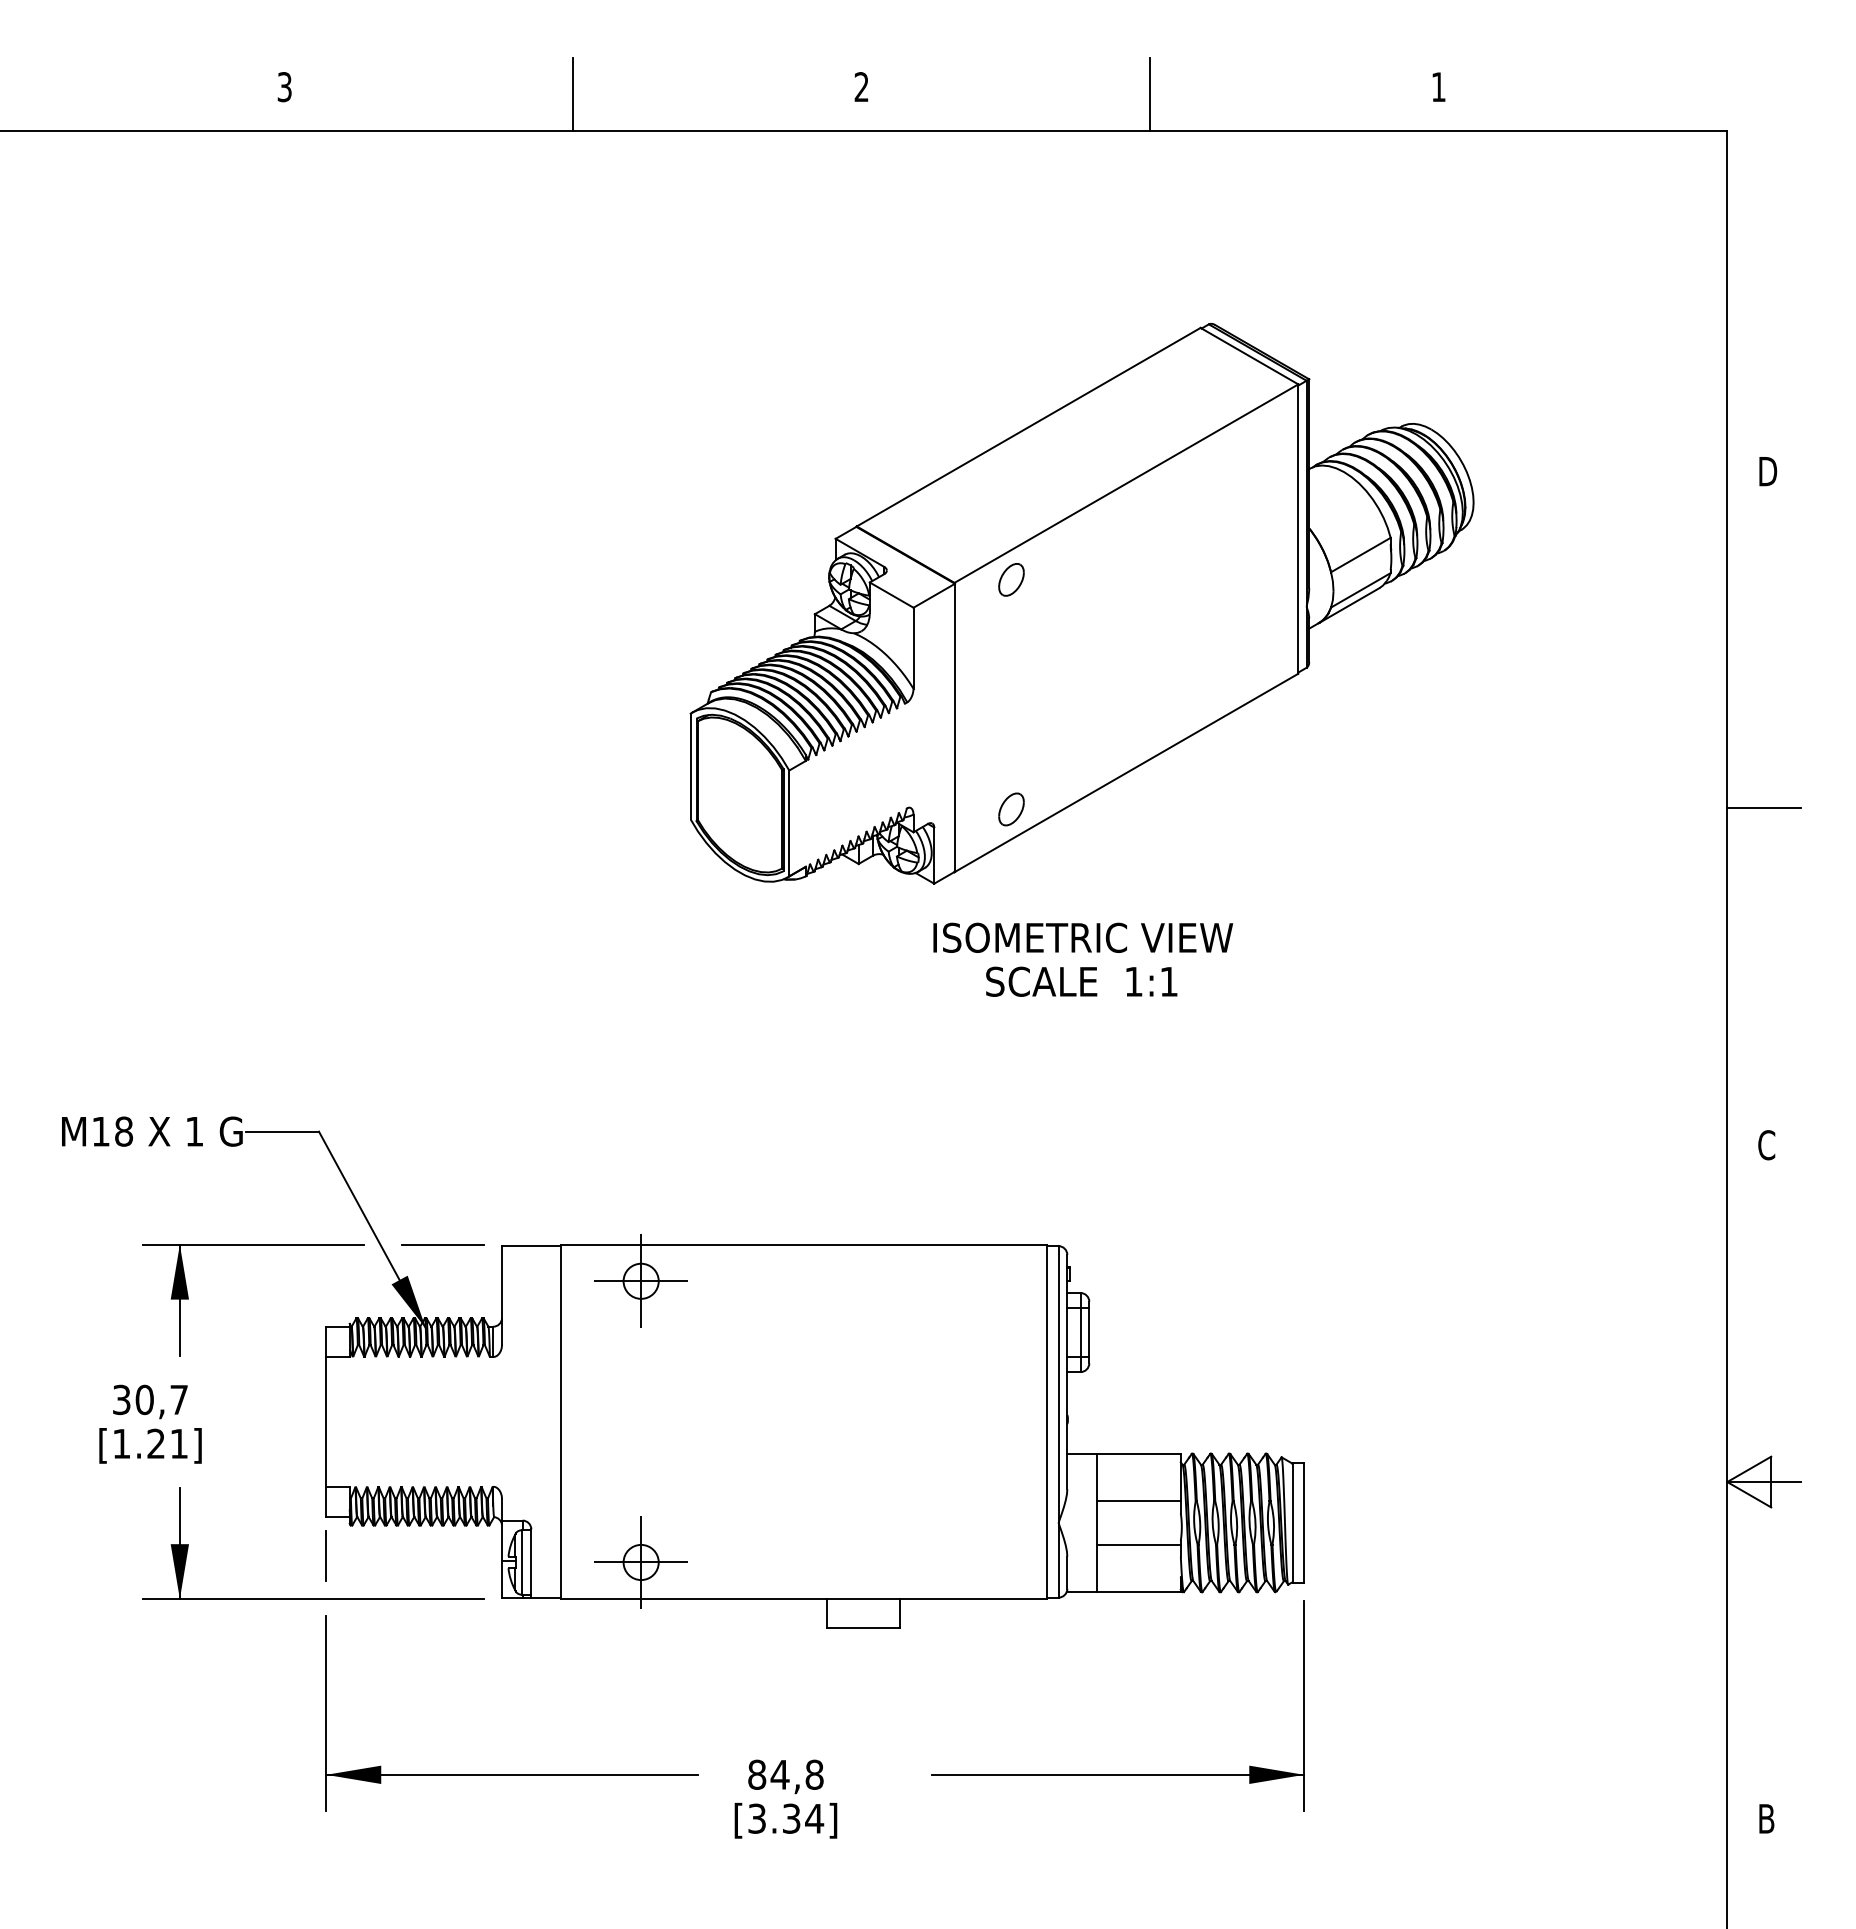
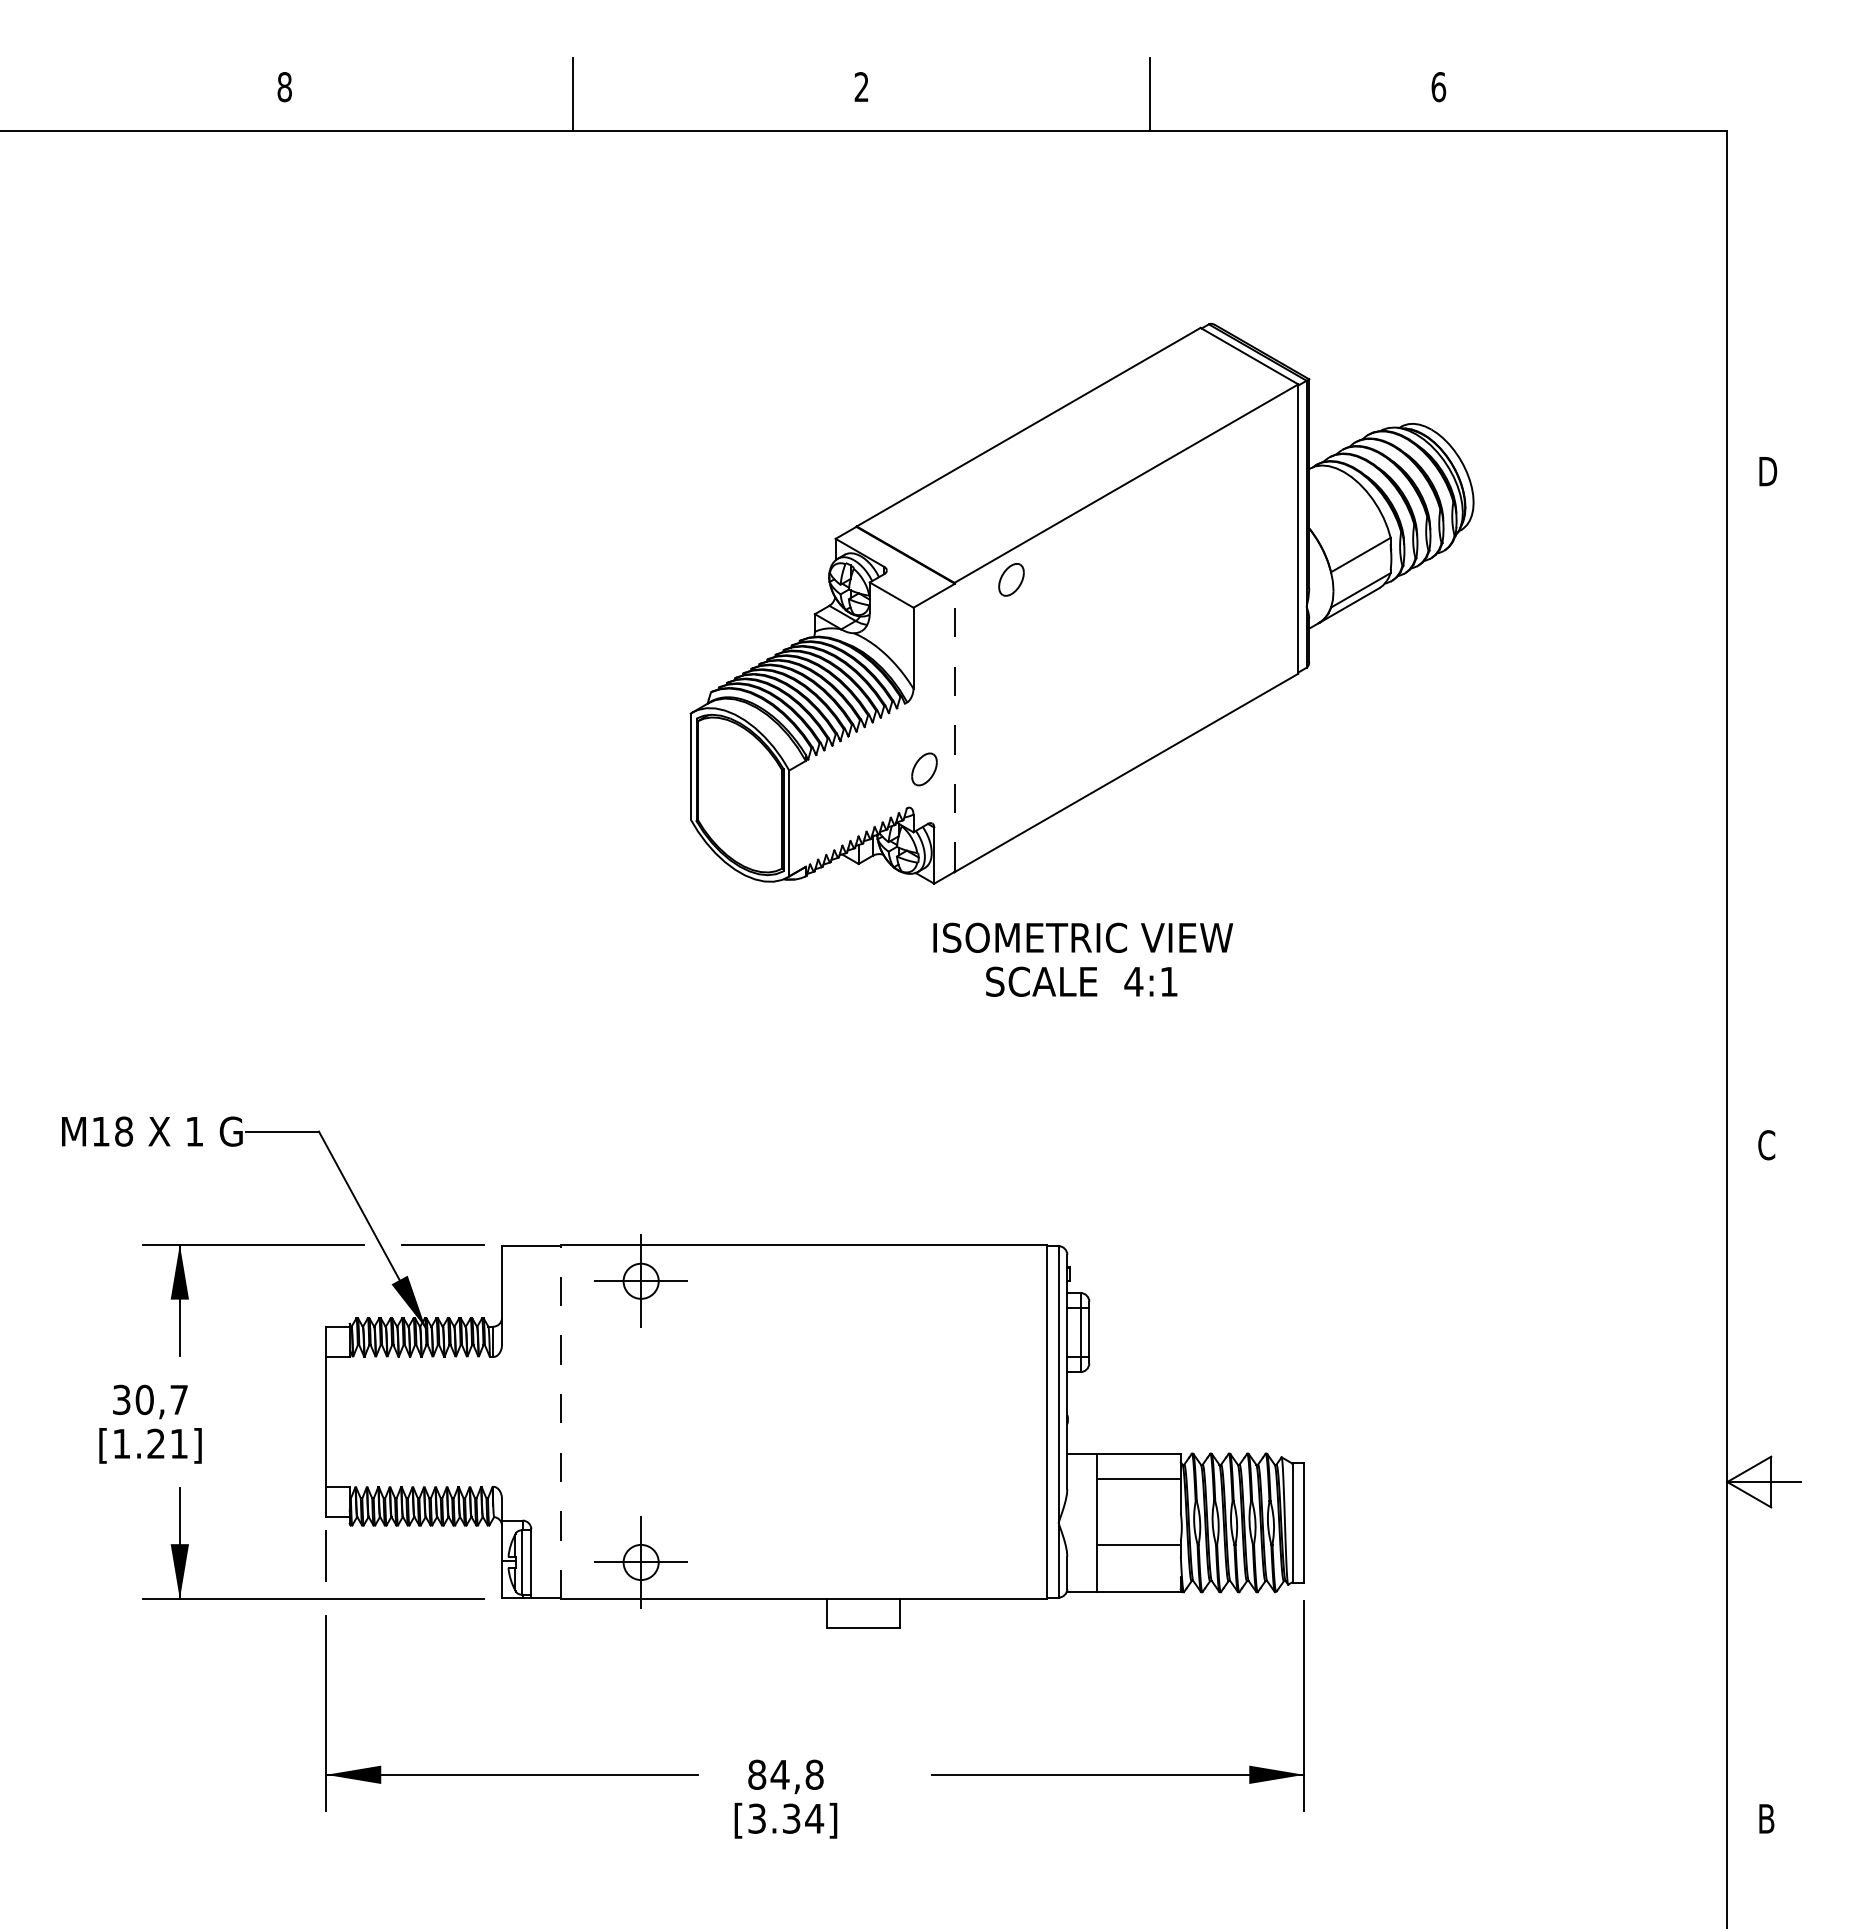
text: 3 -> 8 (284, 87)
text: 1 -> 6 (1438, 87)
line: solid -> dashed (954, 727)
line: present -> none (1763, 808)
part position: (1011, 809) -> (924, 769) (924, 769)
text: 1:1 -> 4:1 (1133, 981)
line: solid -> dashed (560, 1421)
line position: (1138, 1501) -> (1138, 1479) (1138, 1479)
